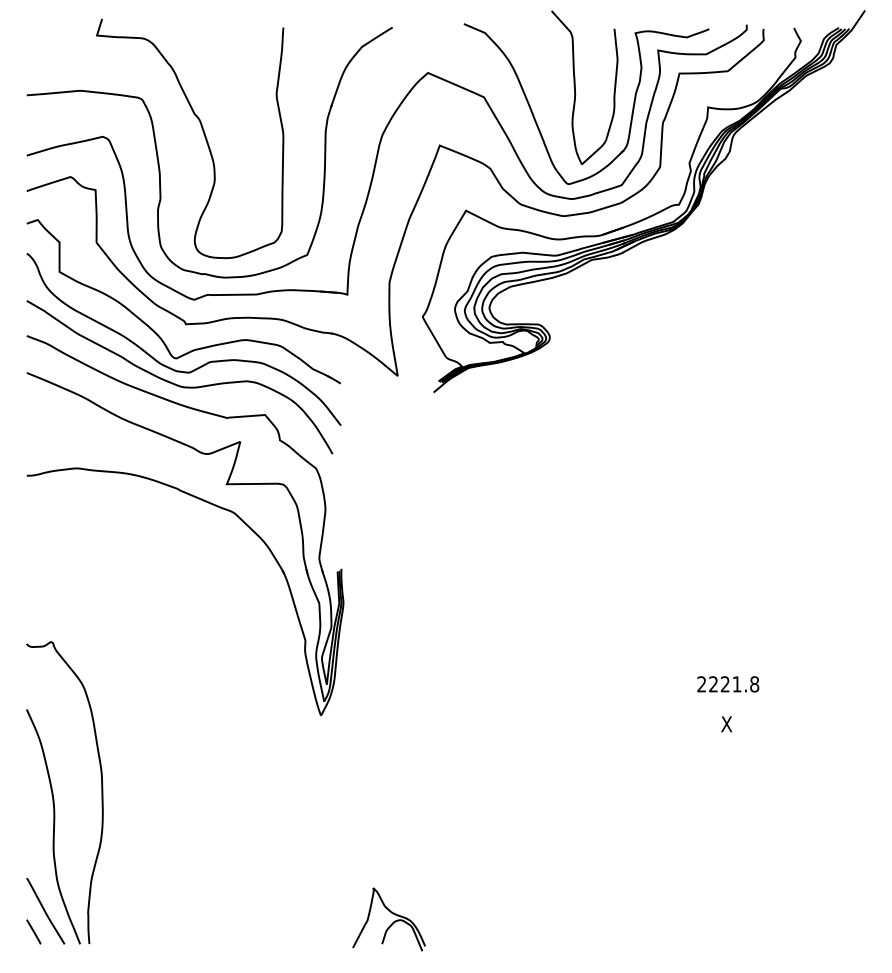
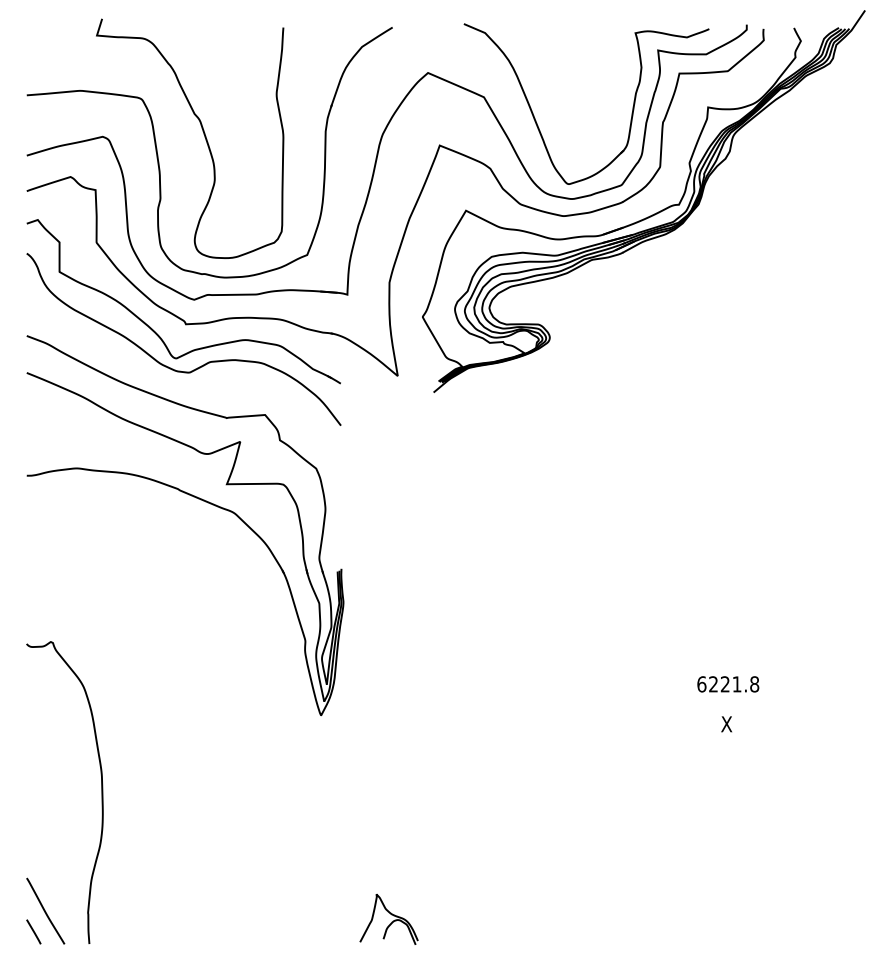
curve: present -> none (575, 87)
curve: present -> none (178, 384)
text: 2221.8 -> 6221.8 (701, 684)
curve: present -> none (53, 826)
part size: 74x65 px -> 60x51 px (388, 919)
